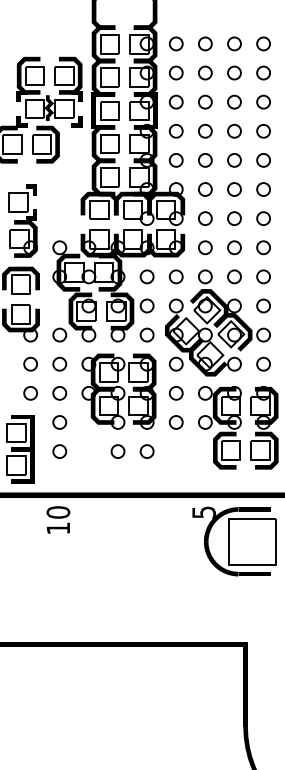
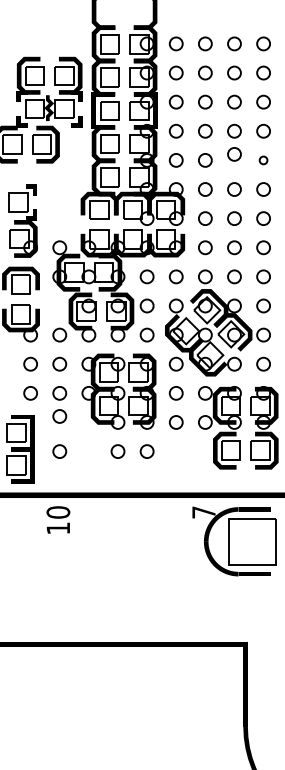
circle position: (234, 160) -> (234, 154) (234, 154)
circle size: 15x15 px -> 11x11 px (263, 160)
circle position: (59, 422) -> (59, 416) (59, 416)
text: 5 -> 7 (203, 512)
